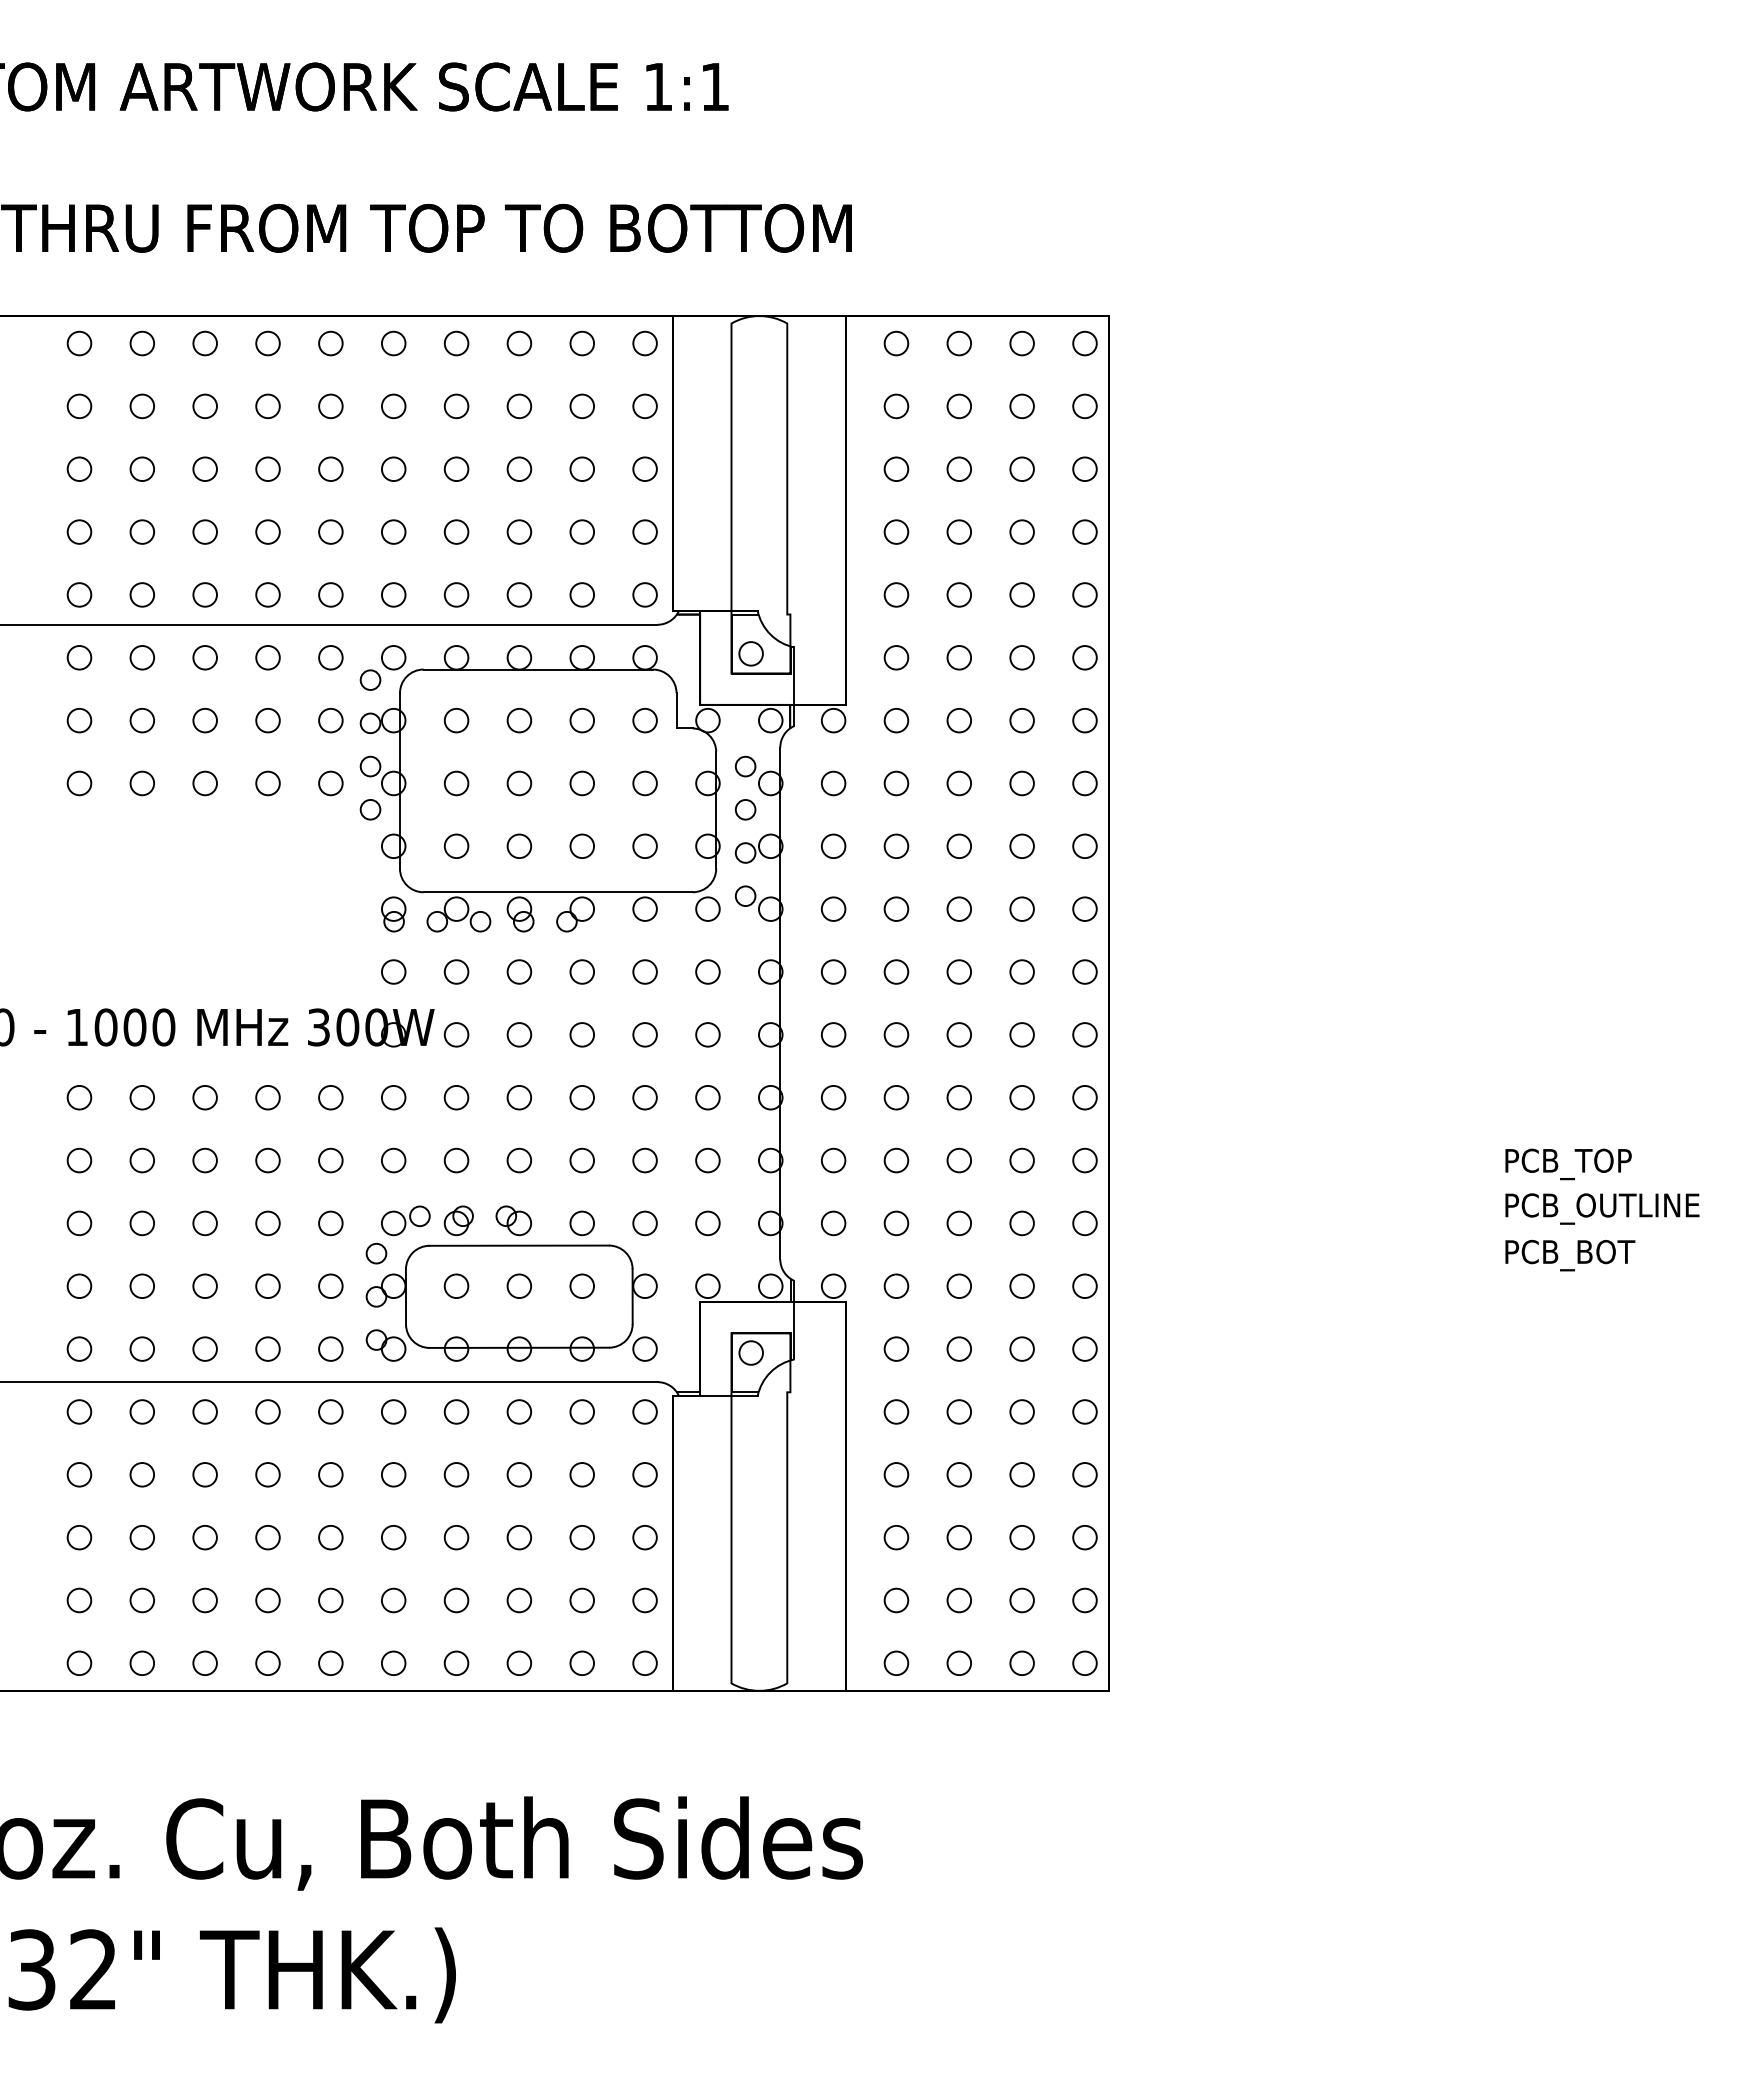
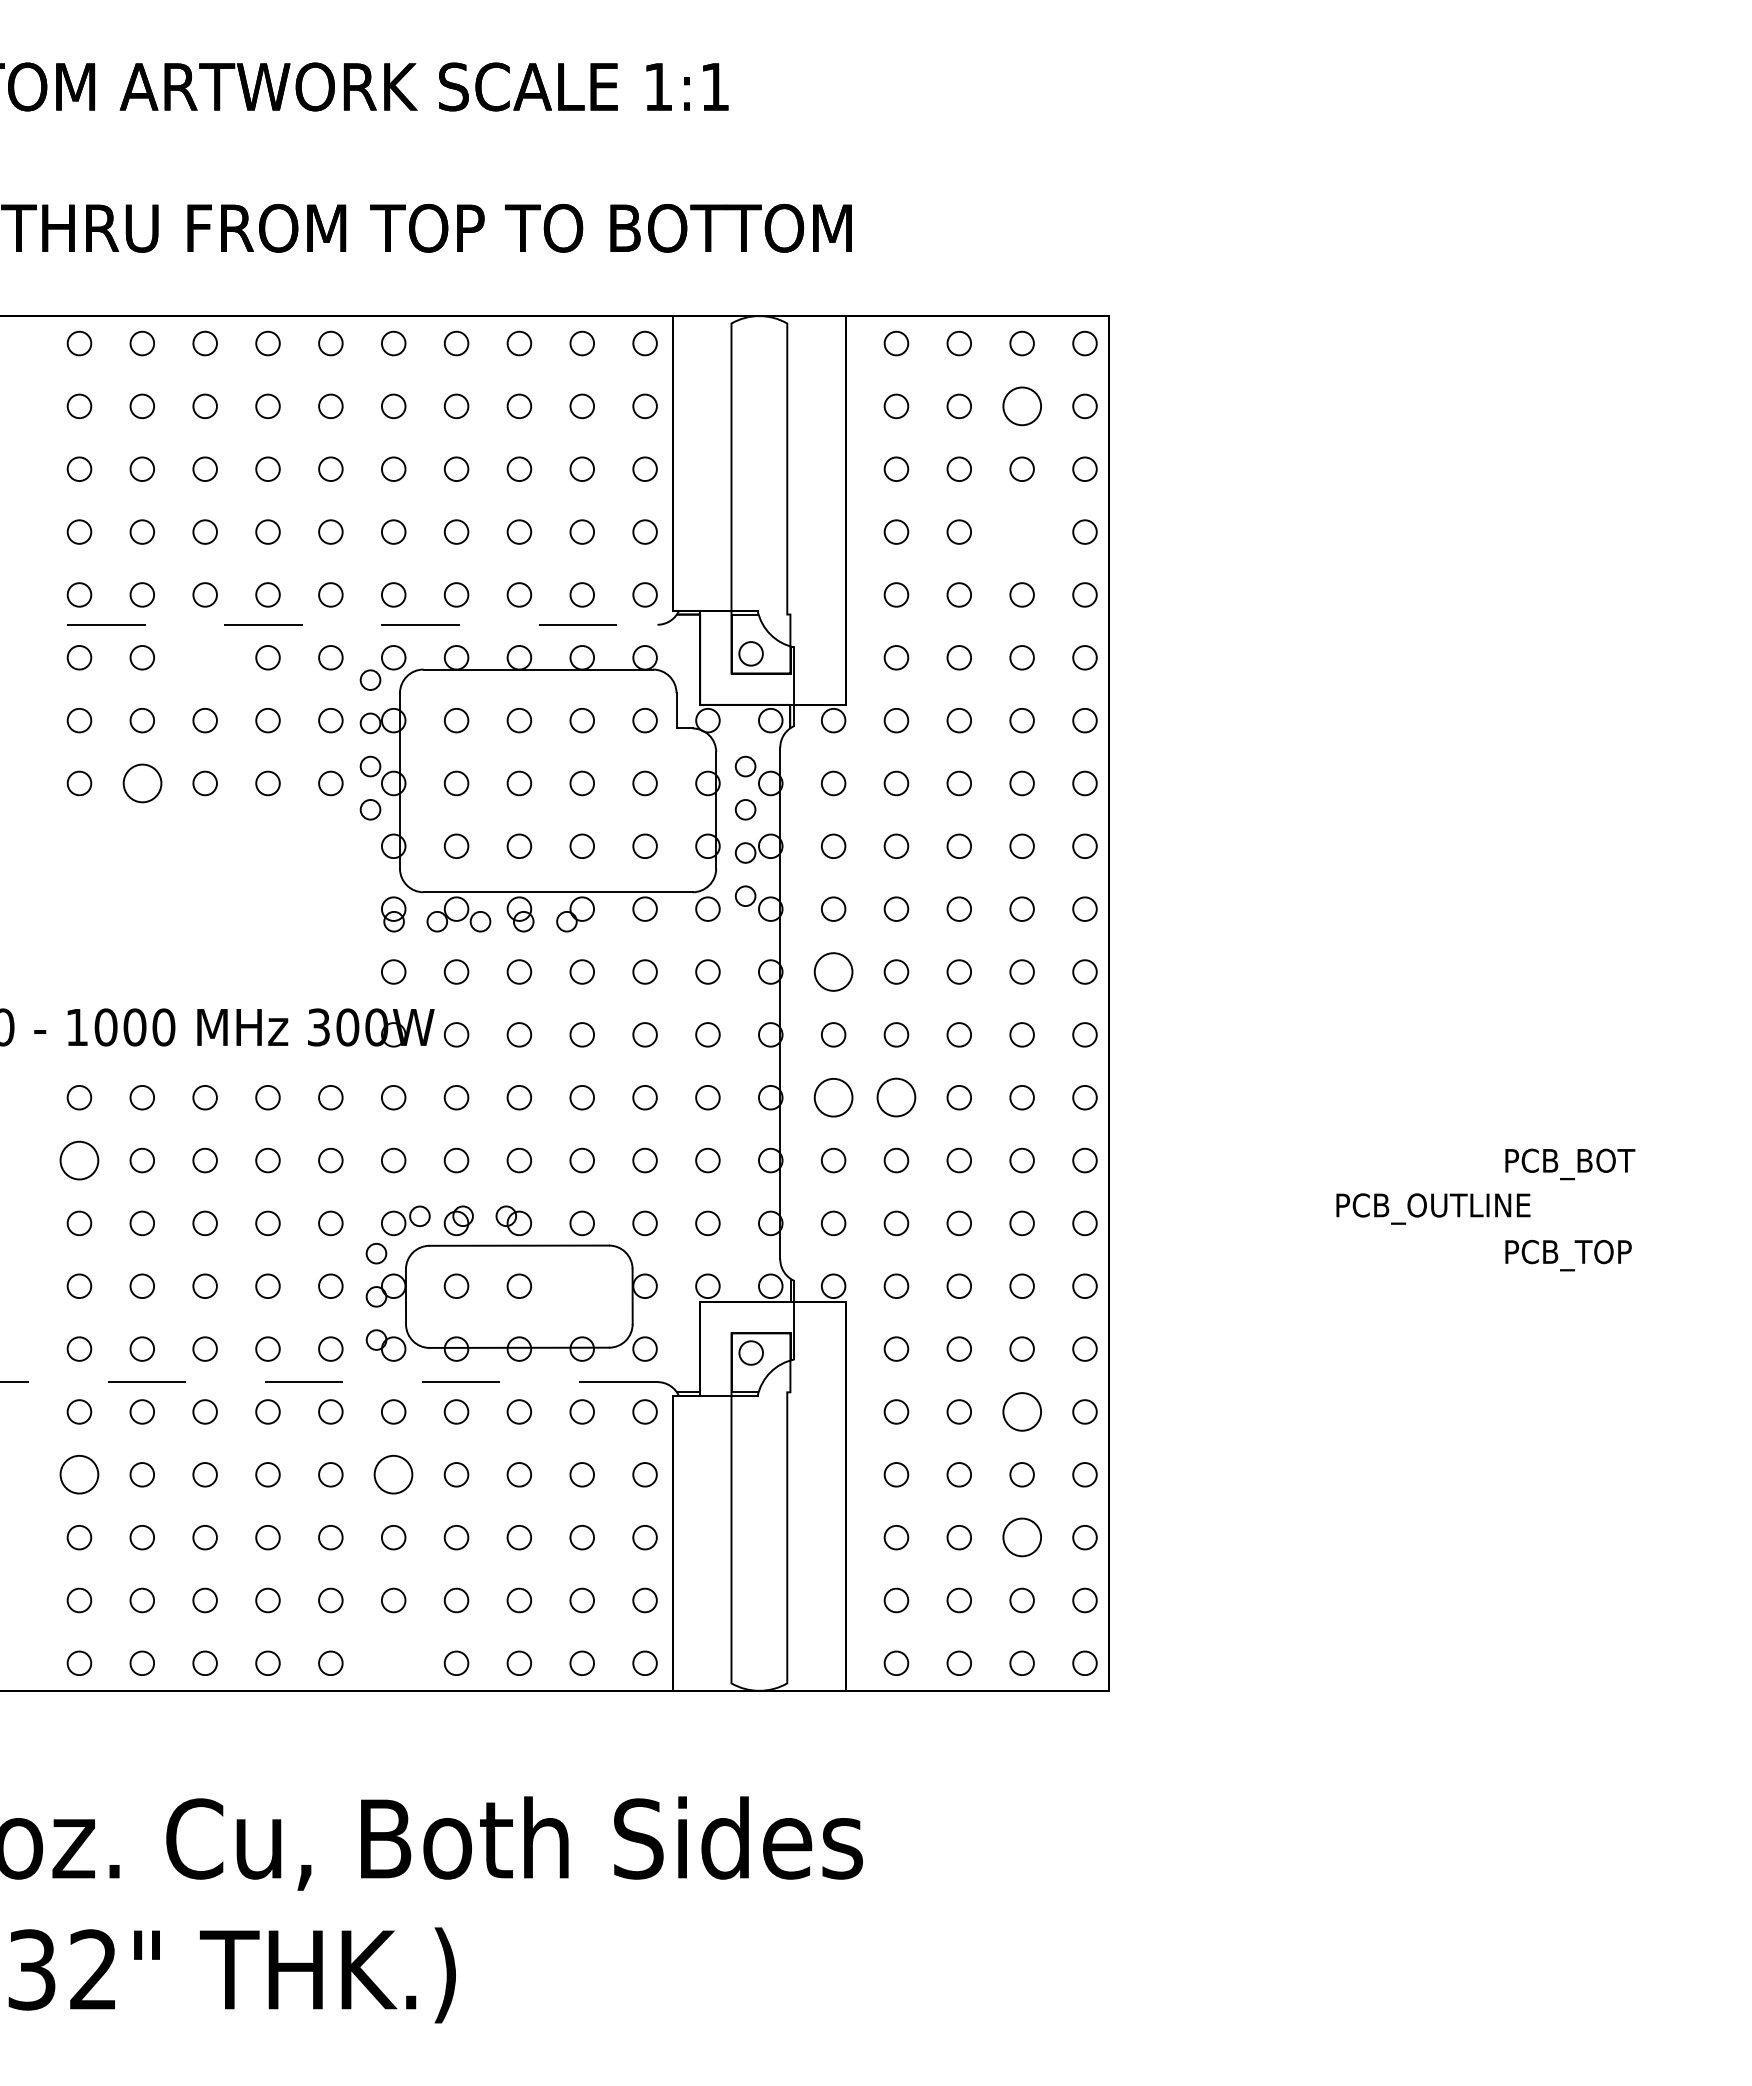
circle size: 26x27 px -> 40x41 px (1021, 406)
circle: present -> none (1021, 531)
line: solid -> dashed (329, 624)
circle: present -> none (204, 657)
circle size: 26x27 px -> 41x41 px (142, 783)
circle diameter: 24 px -> 38 px (833, 971)
circle diameter: 24 px -> 38 px (833, 1097)
circle size: 27x26 px -> 41x41 px (896, 1097)
circle size: 27x27 px -> 41x41 px (79, 1160)
text: PCB_TOP -> PCB_BOT (1604, 1160)
text position: (1602, 1208) -> (1433, 1208) (1433, 1208)
text: PCB_BOT -> PCB_TOP (1604, 1251)
circle: present -> none (581, 1285)
line: solid -> dashed (328, 1382)
circle size: 26x26 px -> 40x40 px (1021, 1411)
circle size: 27x26 px -> 41x40 px (79, 1474)
circle size: 26x26 px -> 41x40 px (393, 1474)
circle size: 26x26 px -> 40x41 px (1021, 1537)
circle: present -> none (393, 1662)
